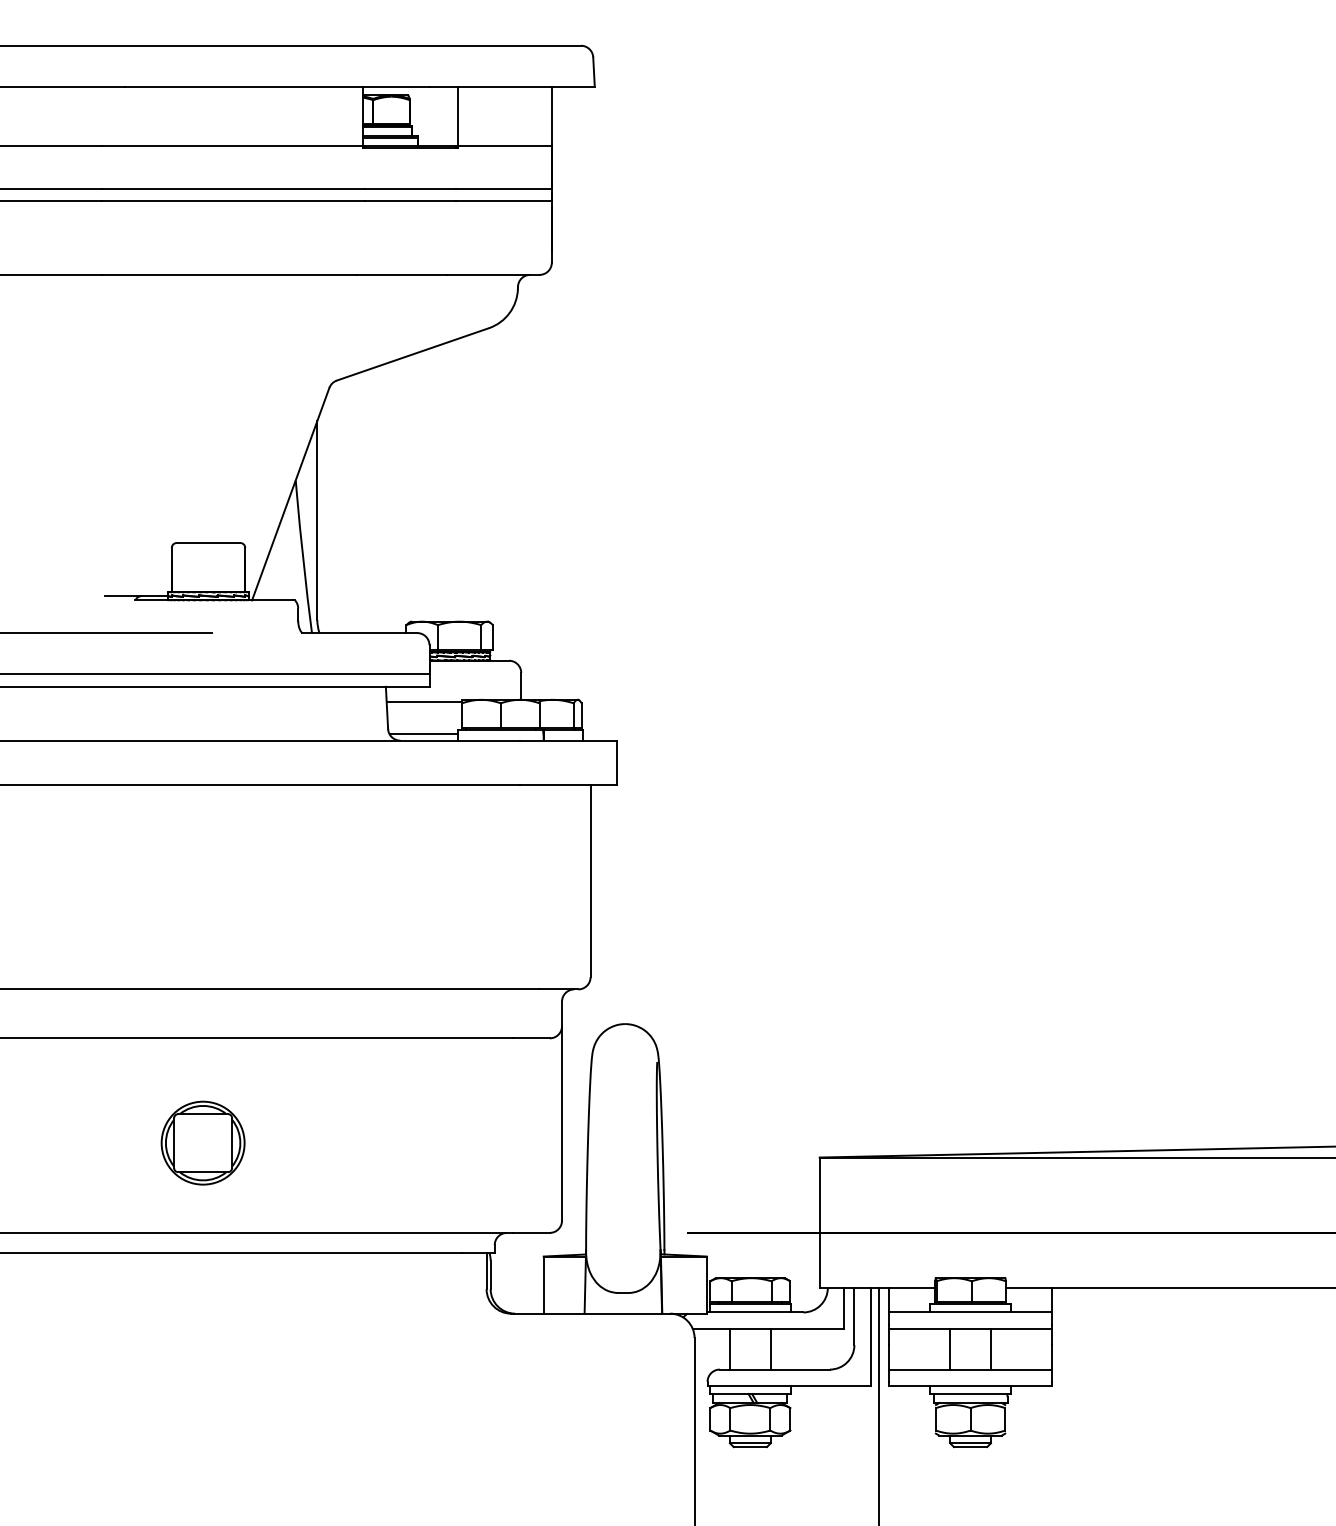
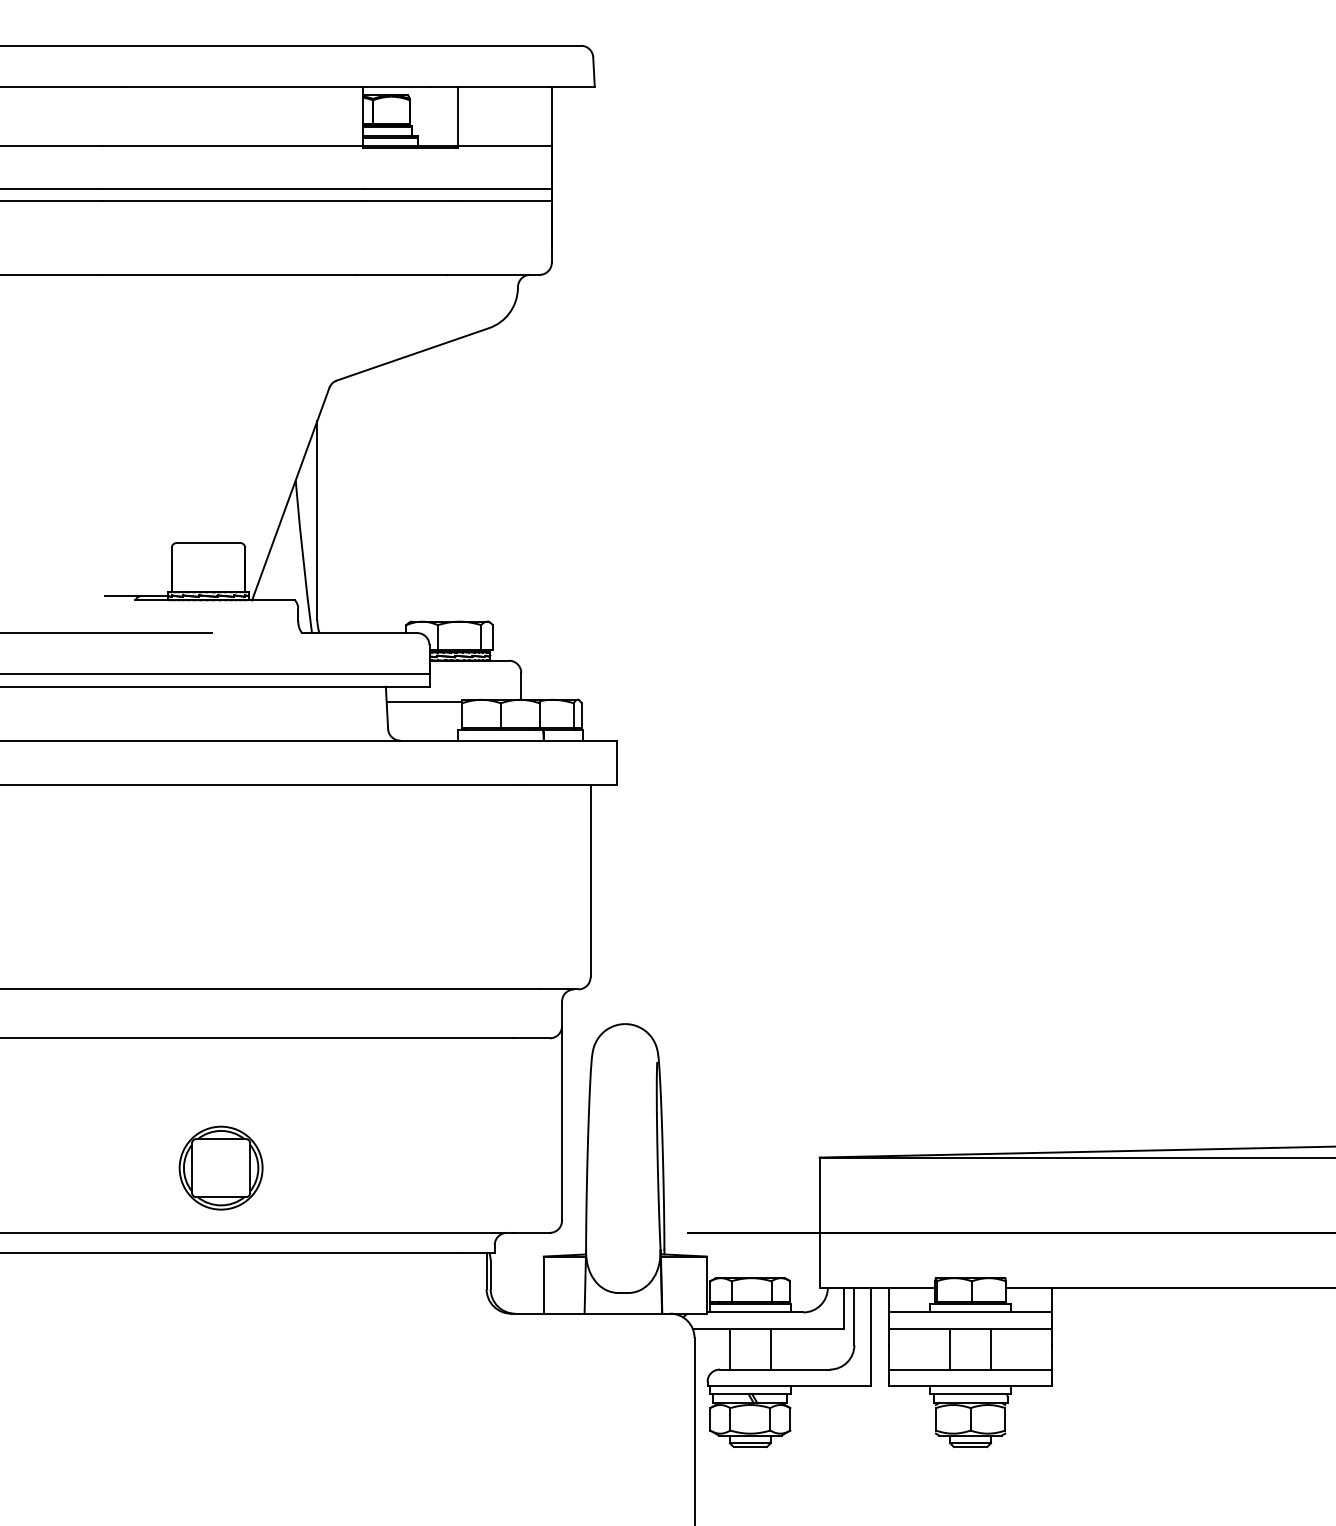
line: present -> none (423, 734)
part position: (202, 1142) -> (220, 1167) (220, 1167)
line: present -> none (878, 1404)
